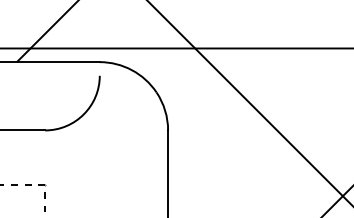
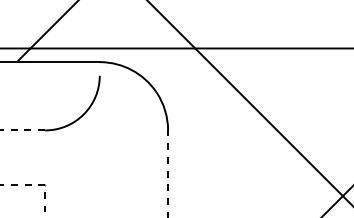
line: solid -> dashed (22, 130)
line: solid -> dashed (168, 173)
